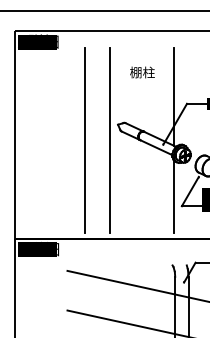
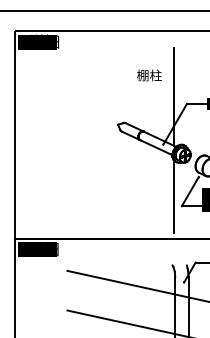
text: A詳細 -> C詳細 (47, 41)
text position: (142, 72) -> (149, 75) (149, 75)
line: present -> none (84, 140)
line: present -> none (109, 140)
text: C詳細 -> A詳細 (58, 249)
